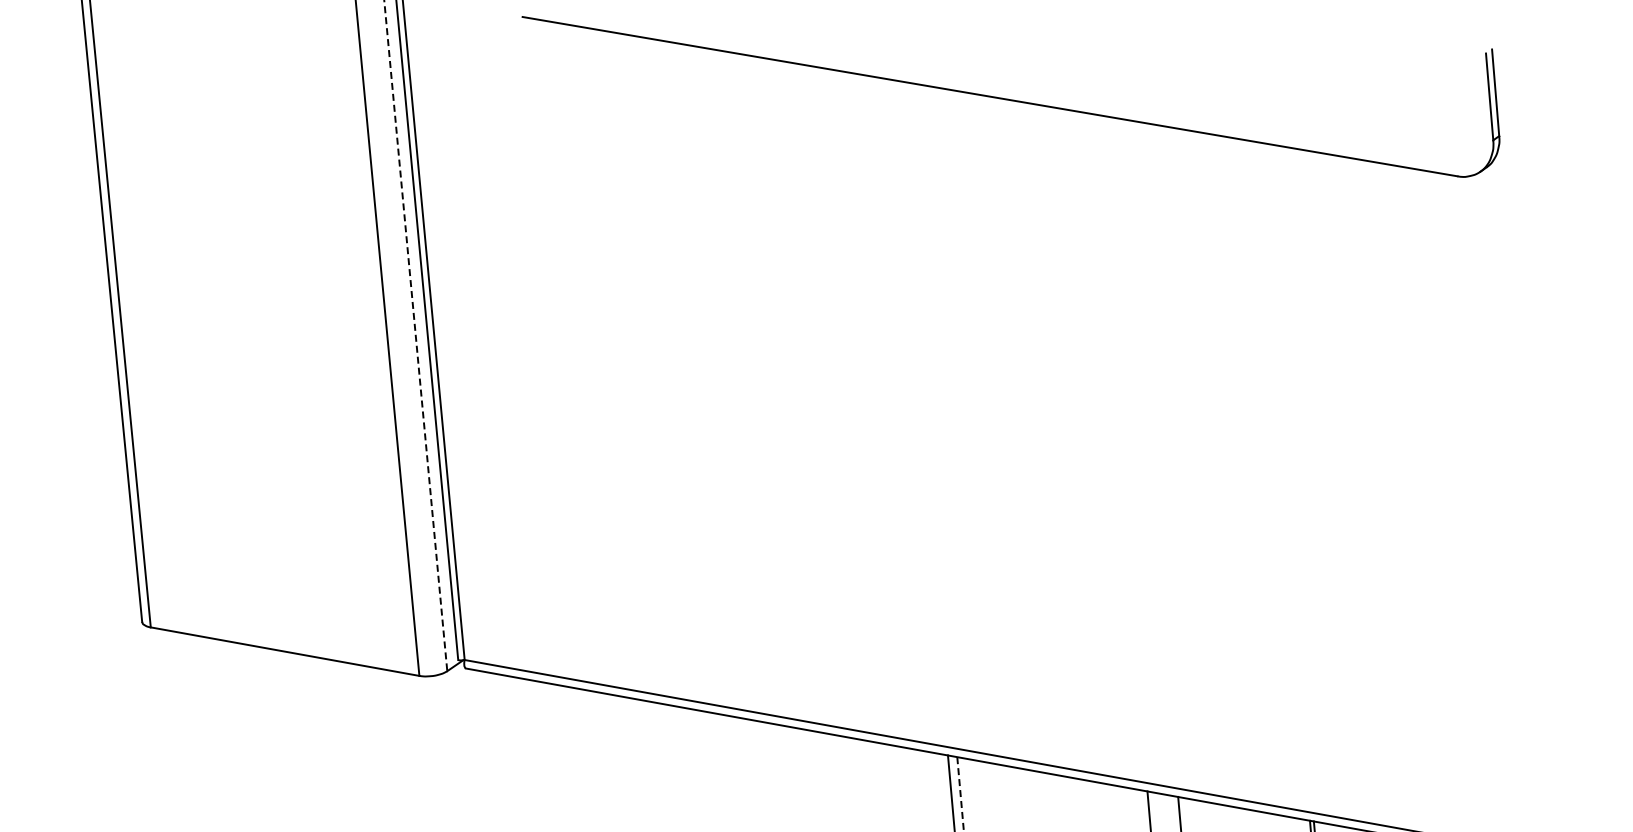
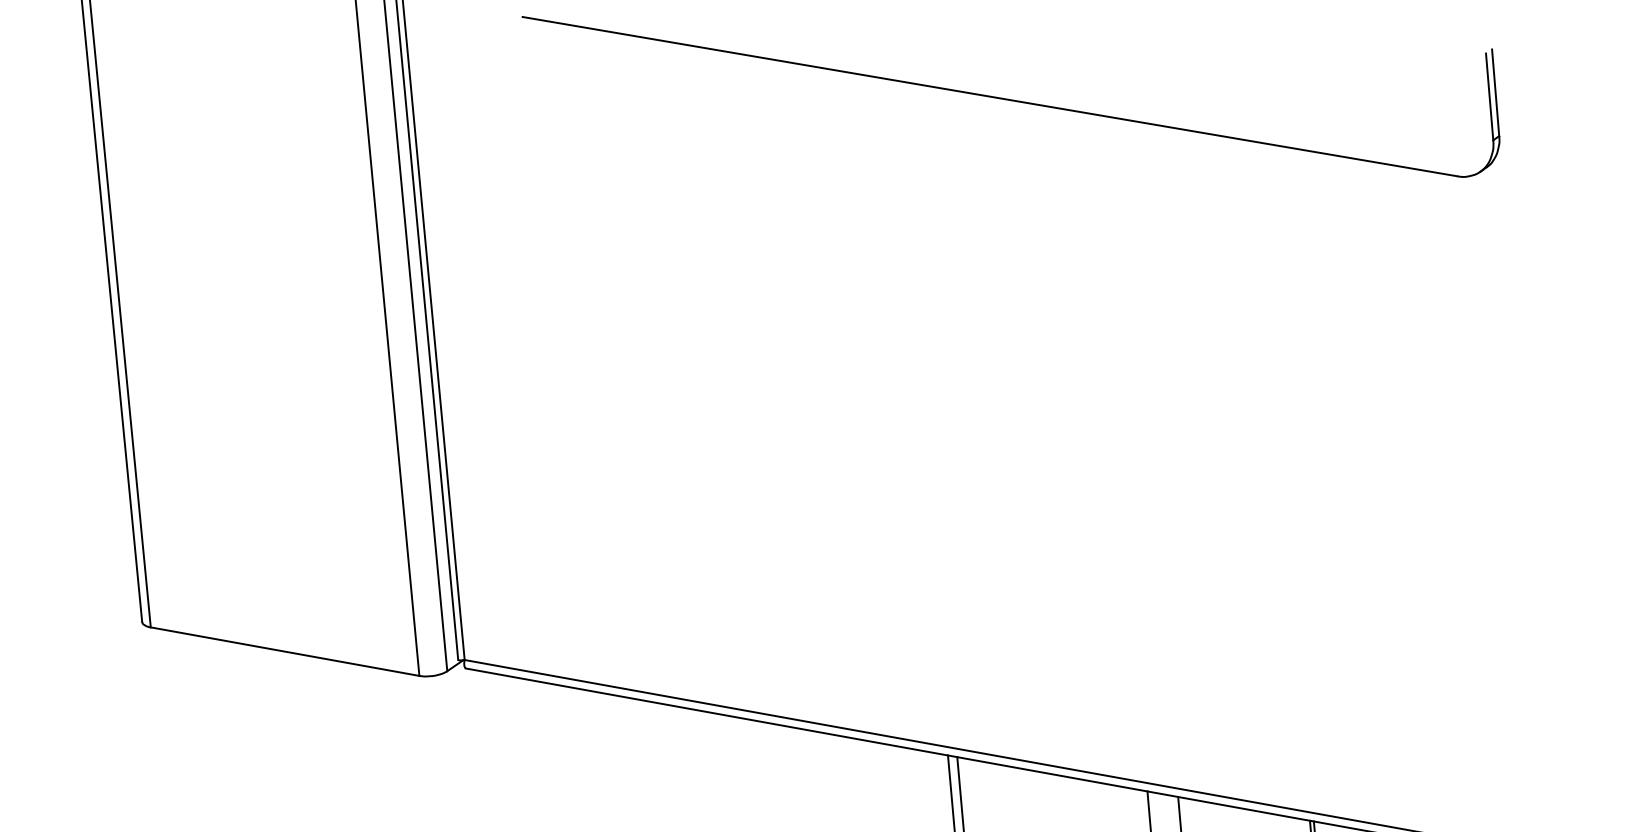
line: dashed -> solid (415, 335)
line: dashed -> solid (960, 795)
